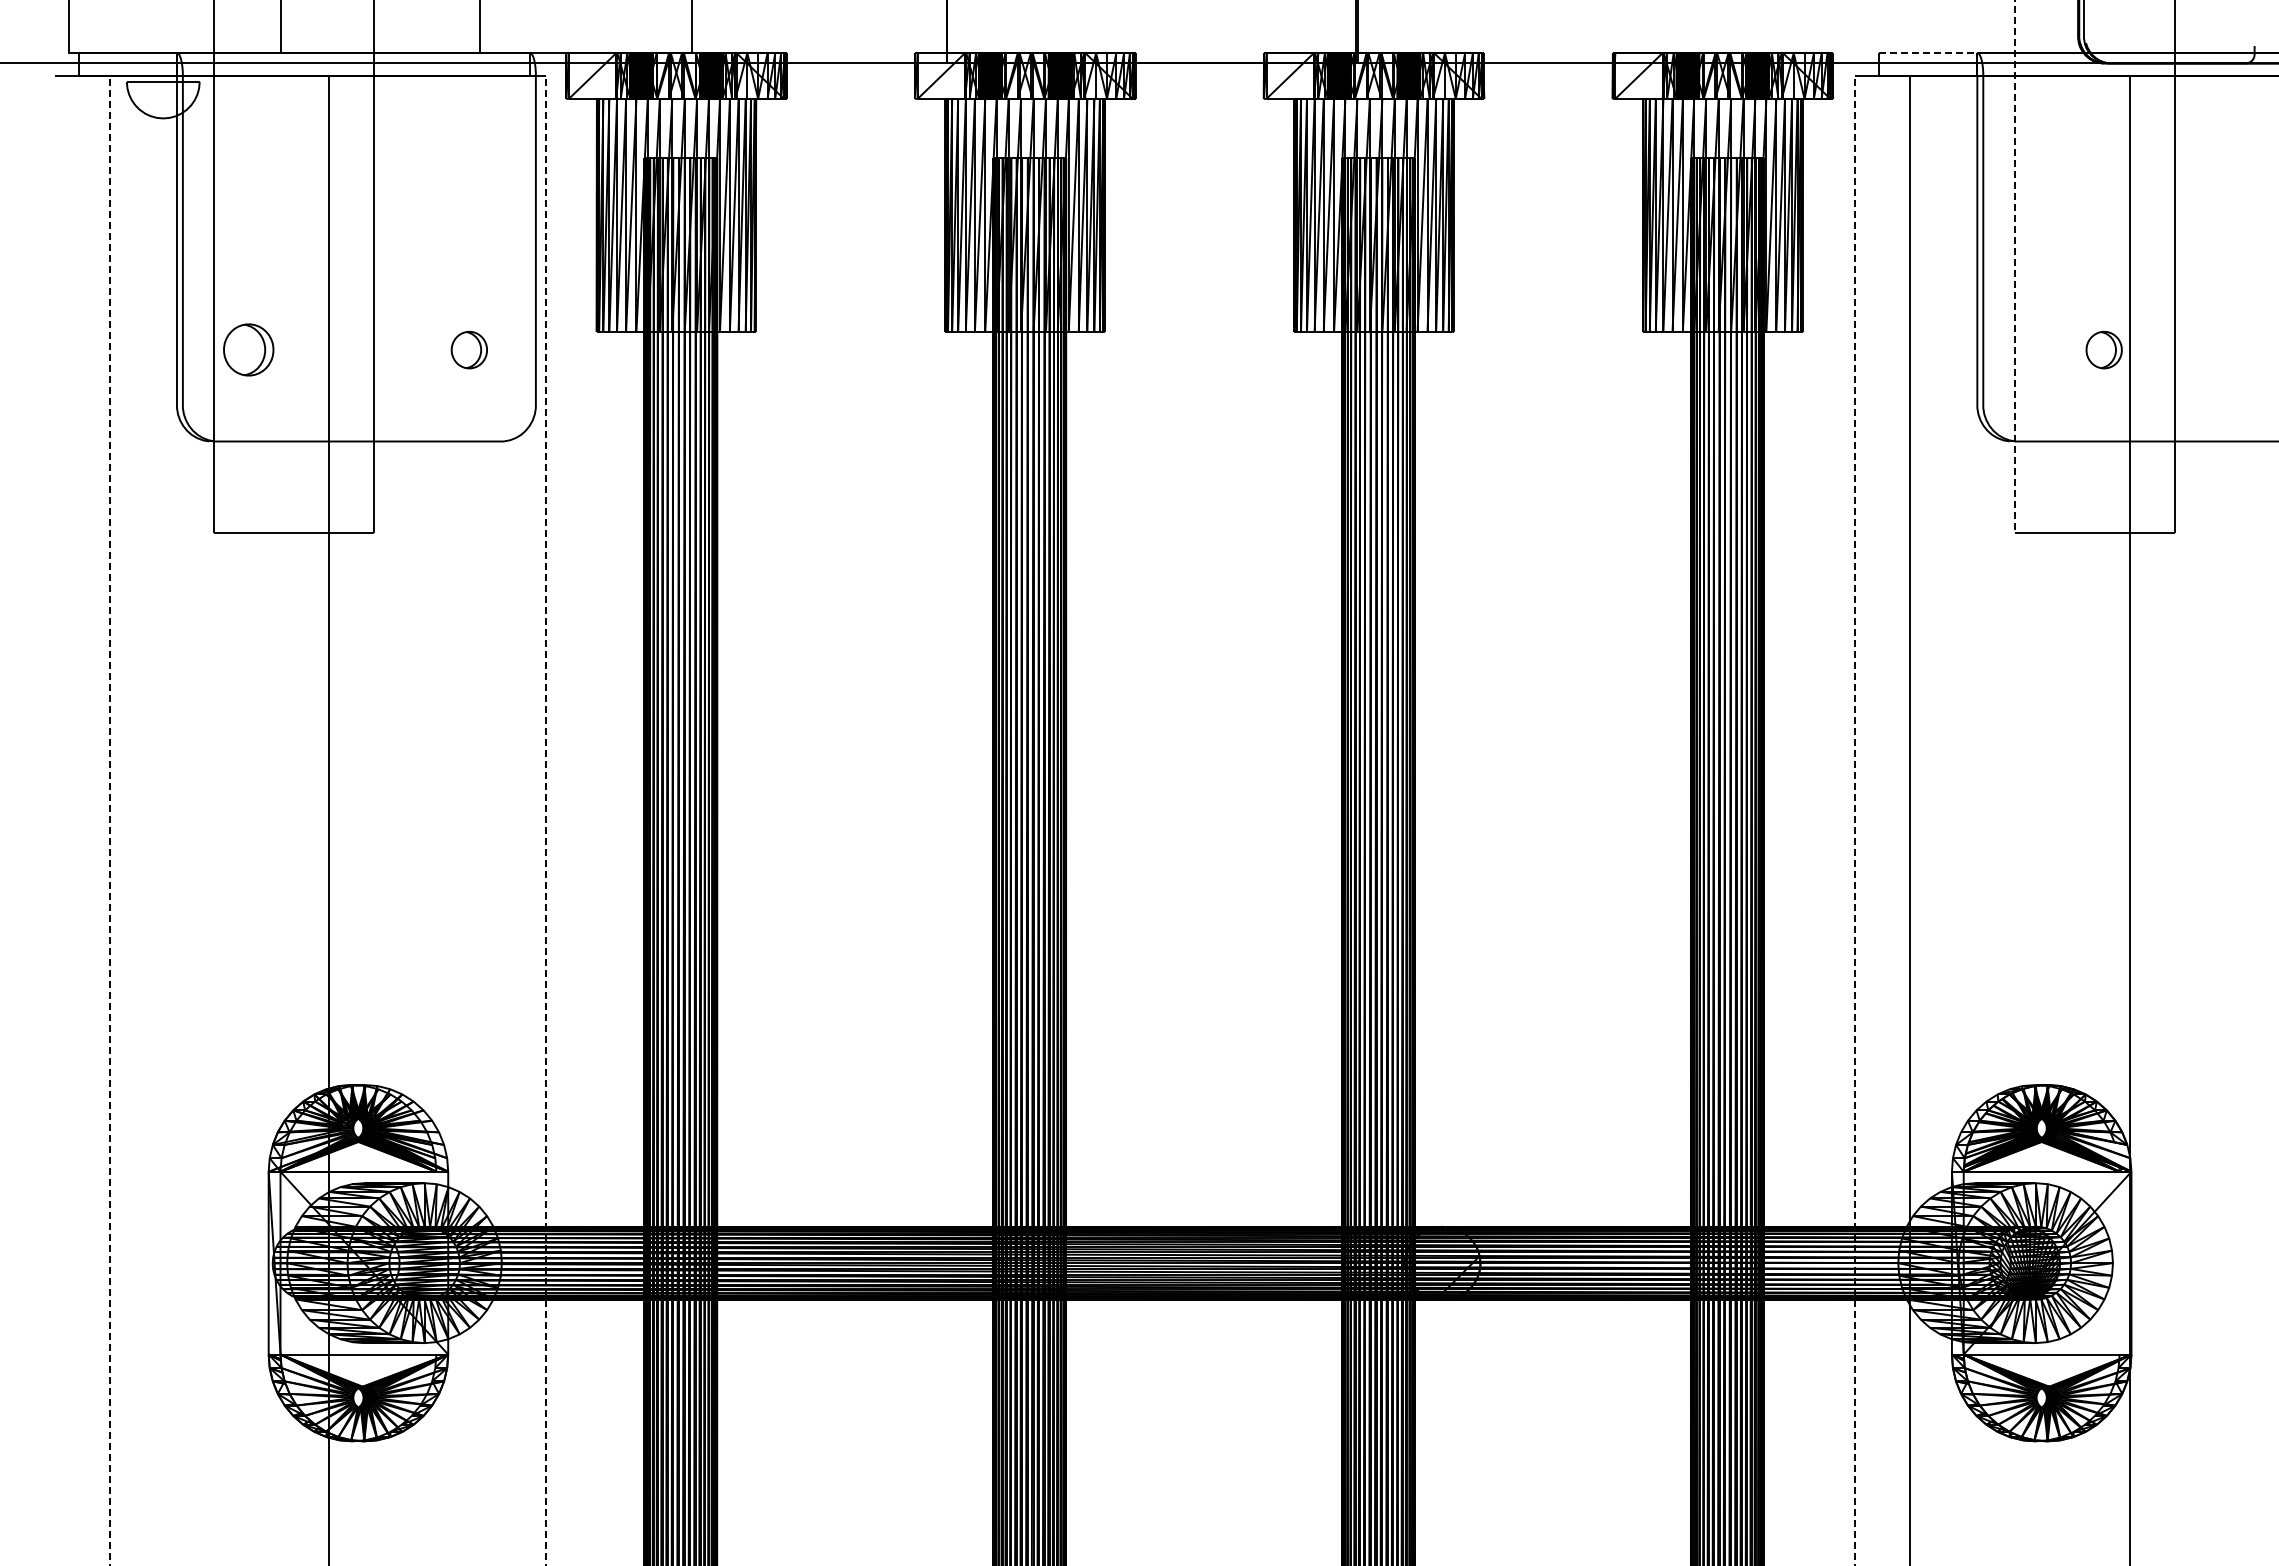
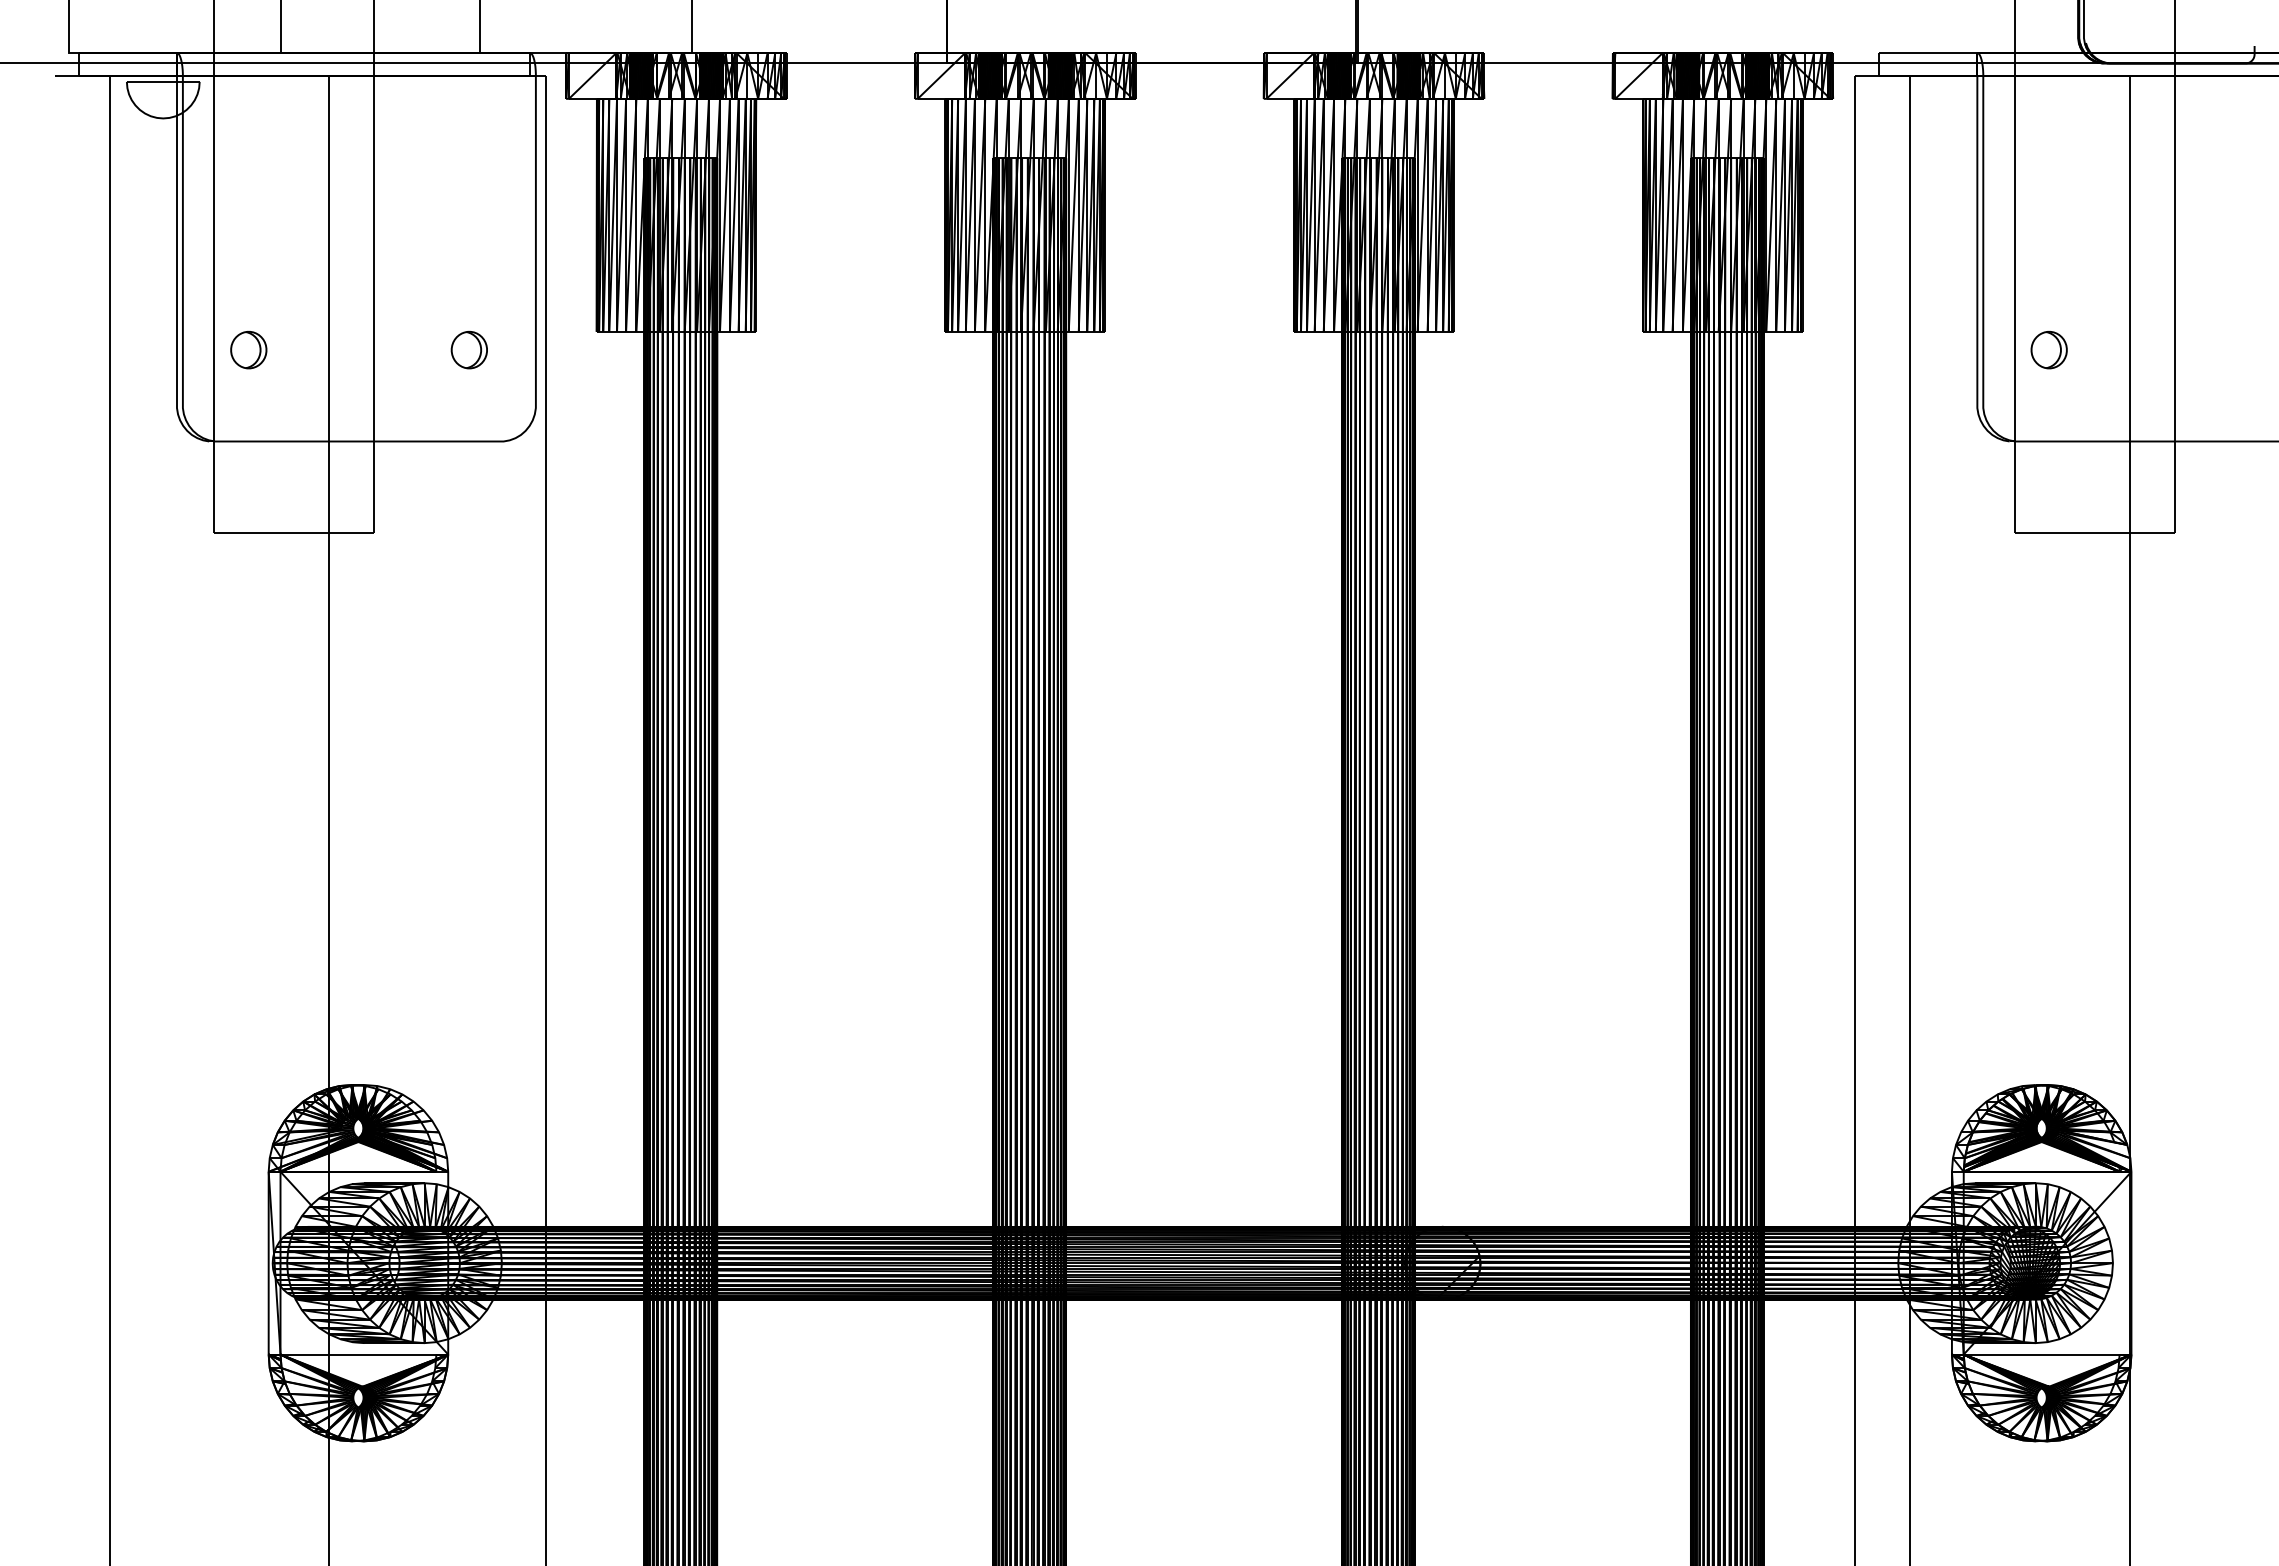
line: dashed -> solid (1927, 53)
line: dashed -> solid (2014, 267)
part size: 52x54 px -> 38x39 px (248, 350)
part position: (2103, 350) -> (2048, 350) (2048, 350)
line: dashed -> solid (109, 820)
line: dashed -> solid (545, 820)
line: dashed -> solid (1855, 820)
